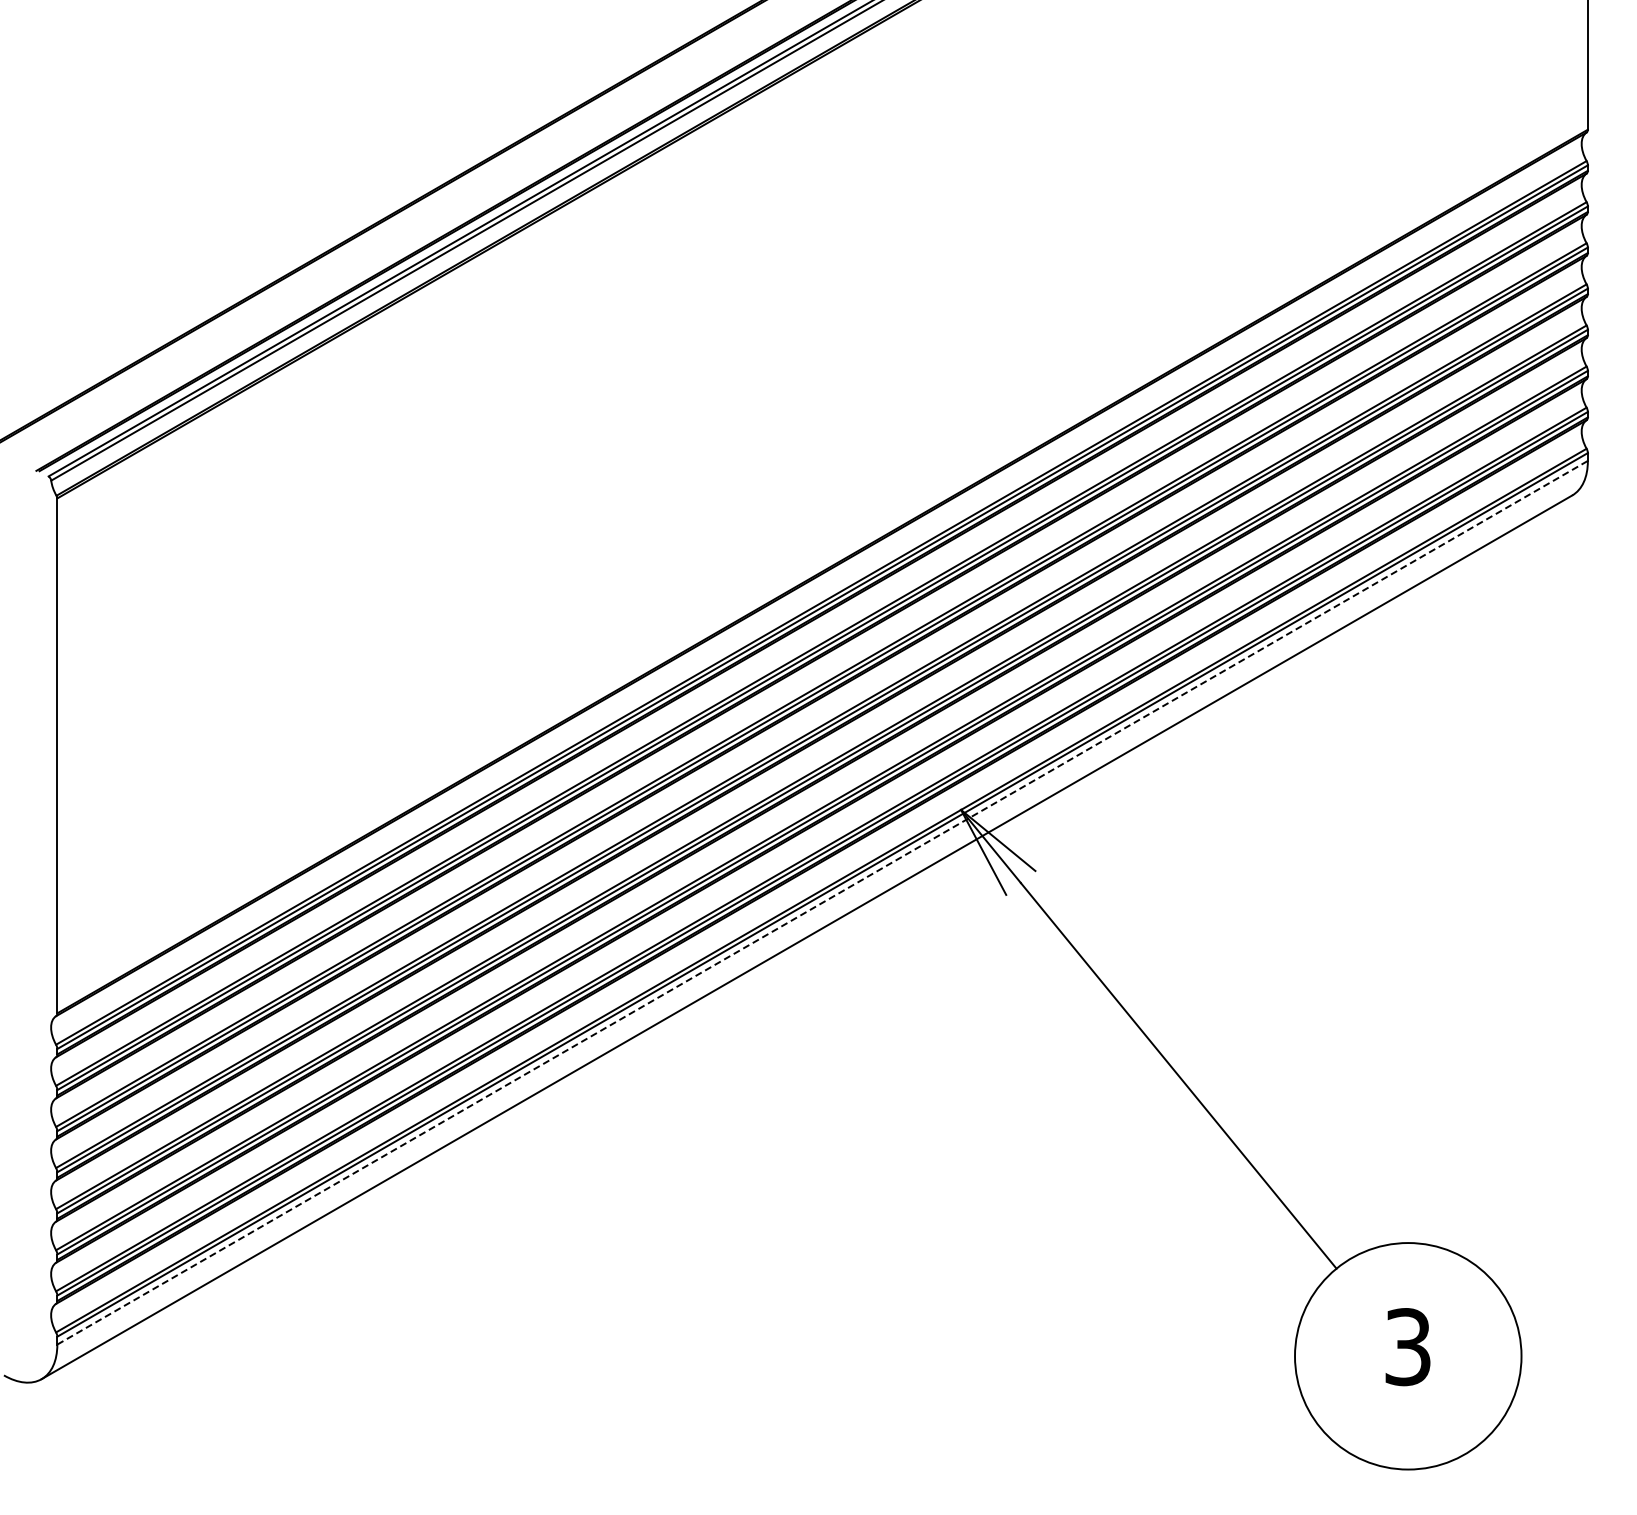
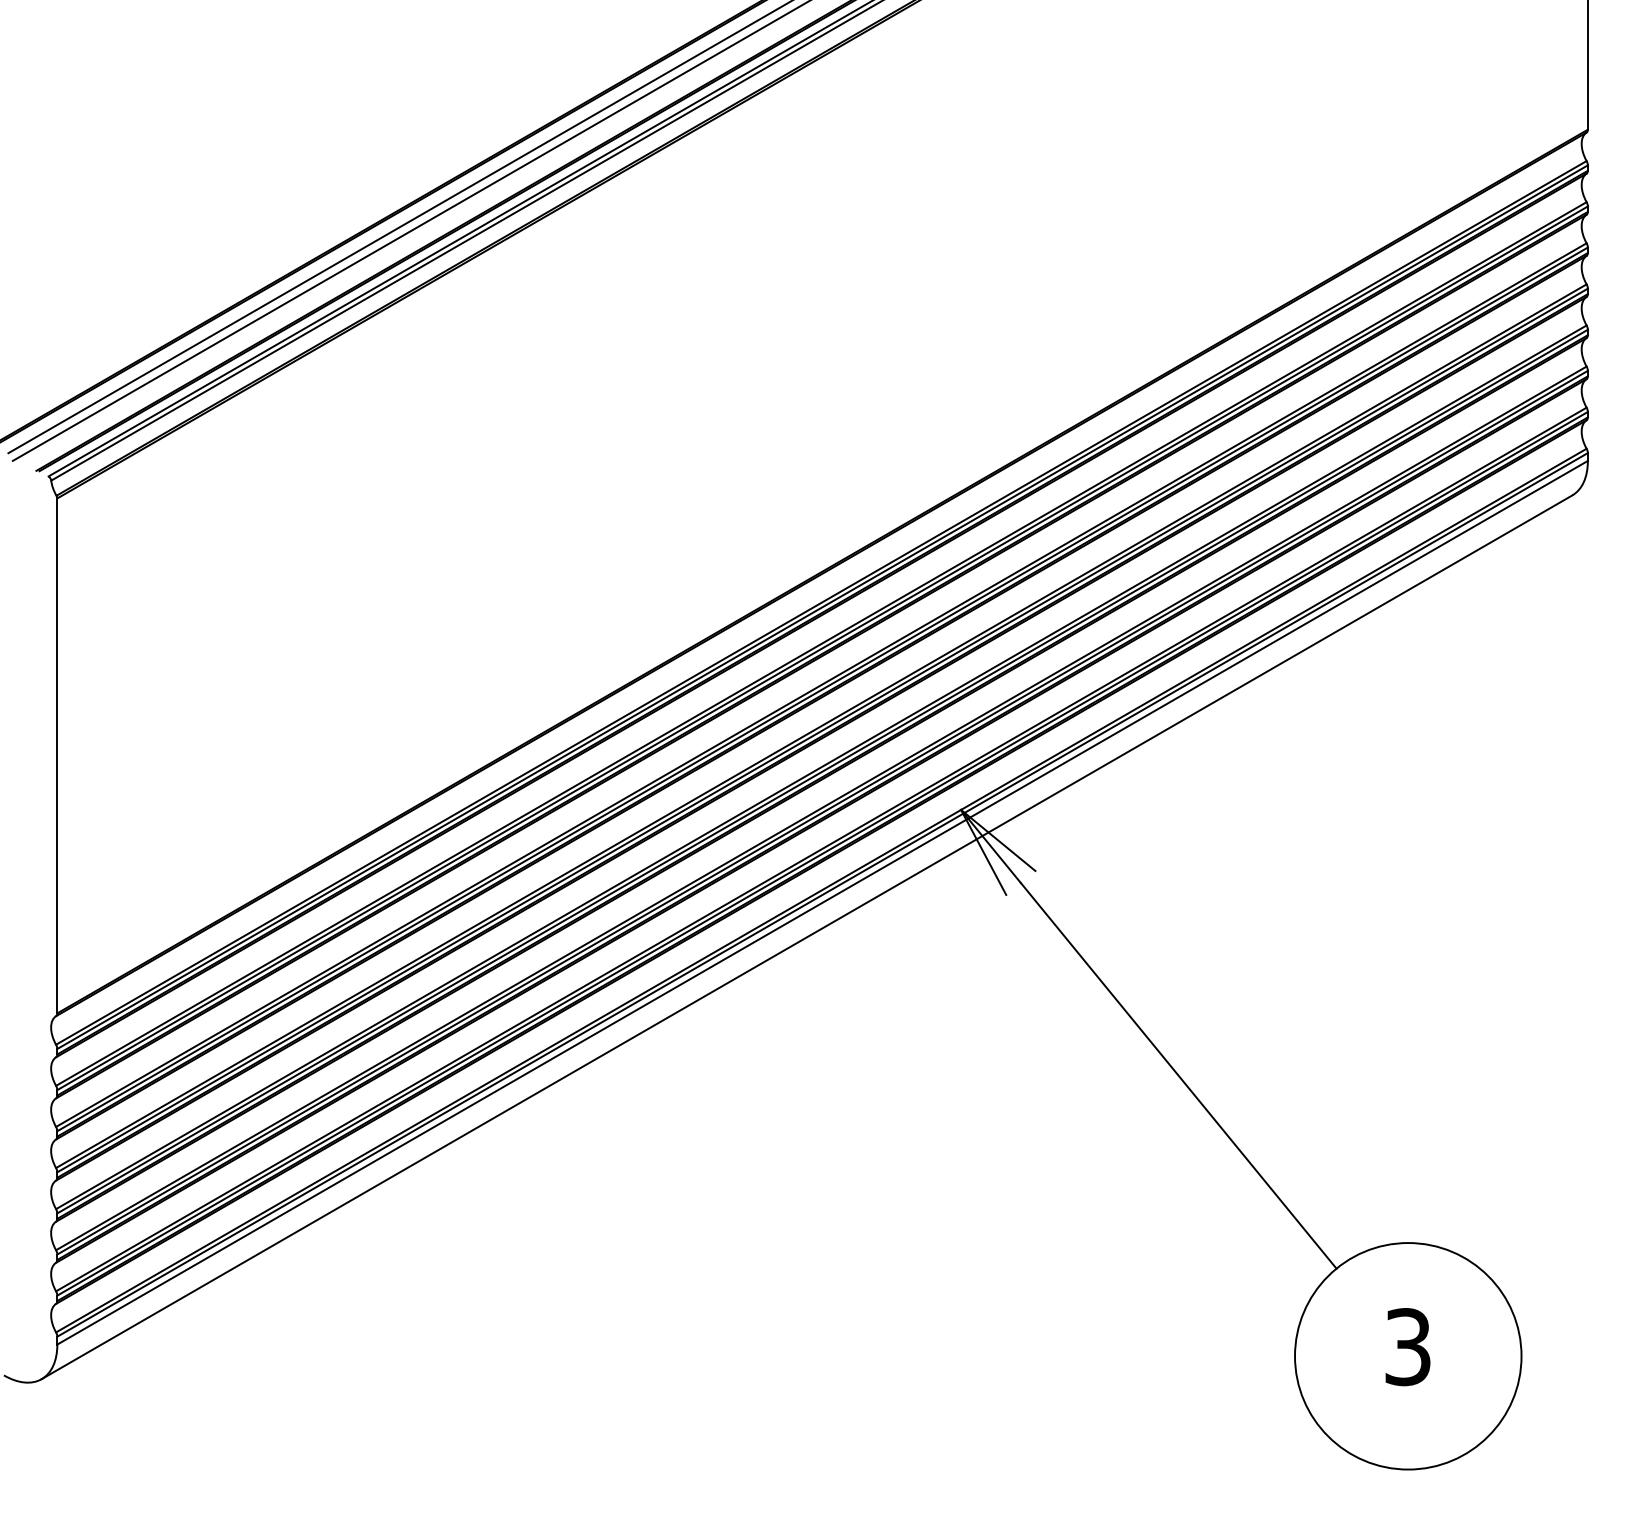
line: none -> present (398, 227)
line: none -> present (409, 231)
line: dashed -> solid (822, 902)
